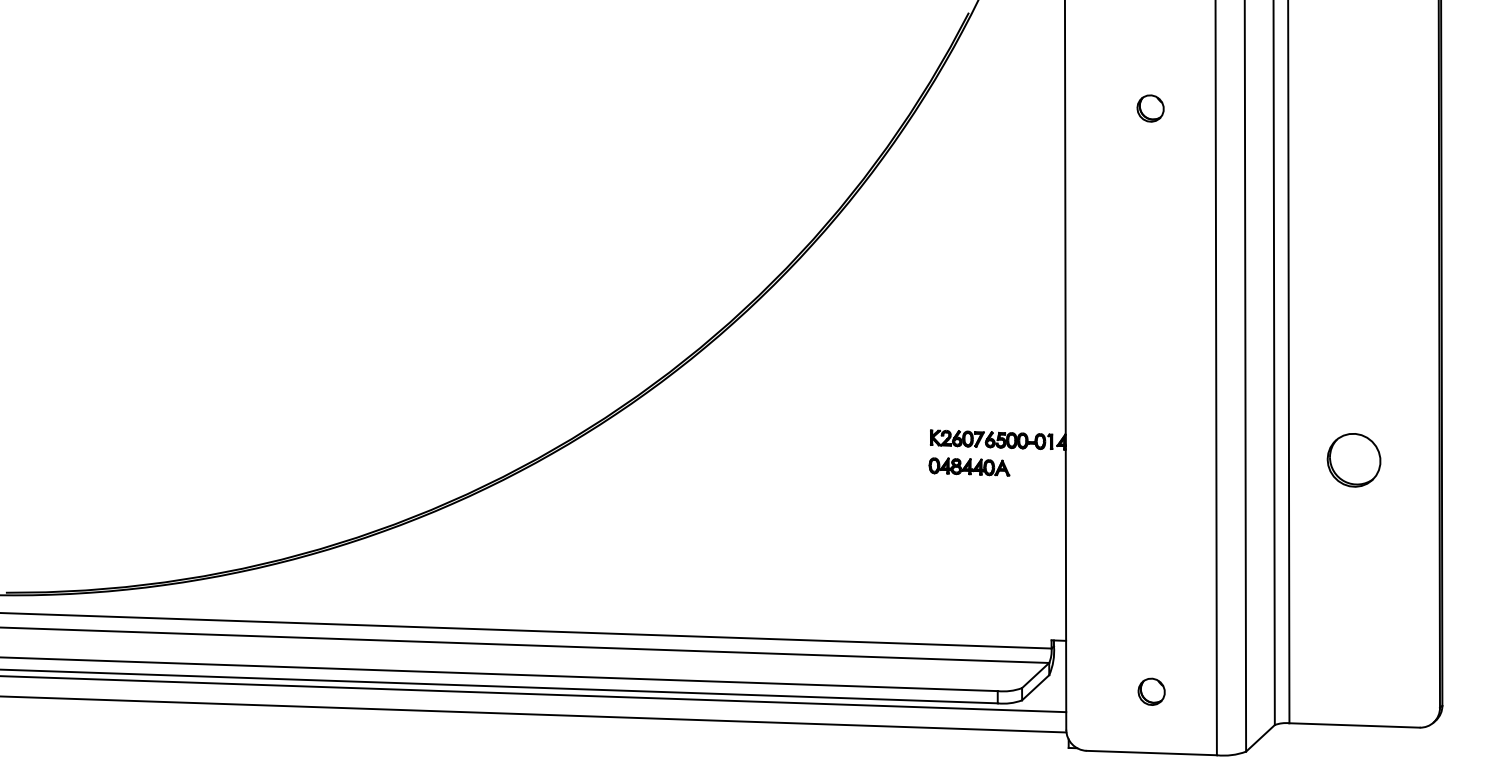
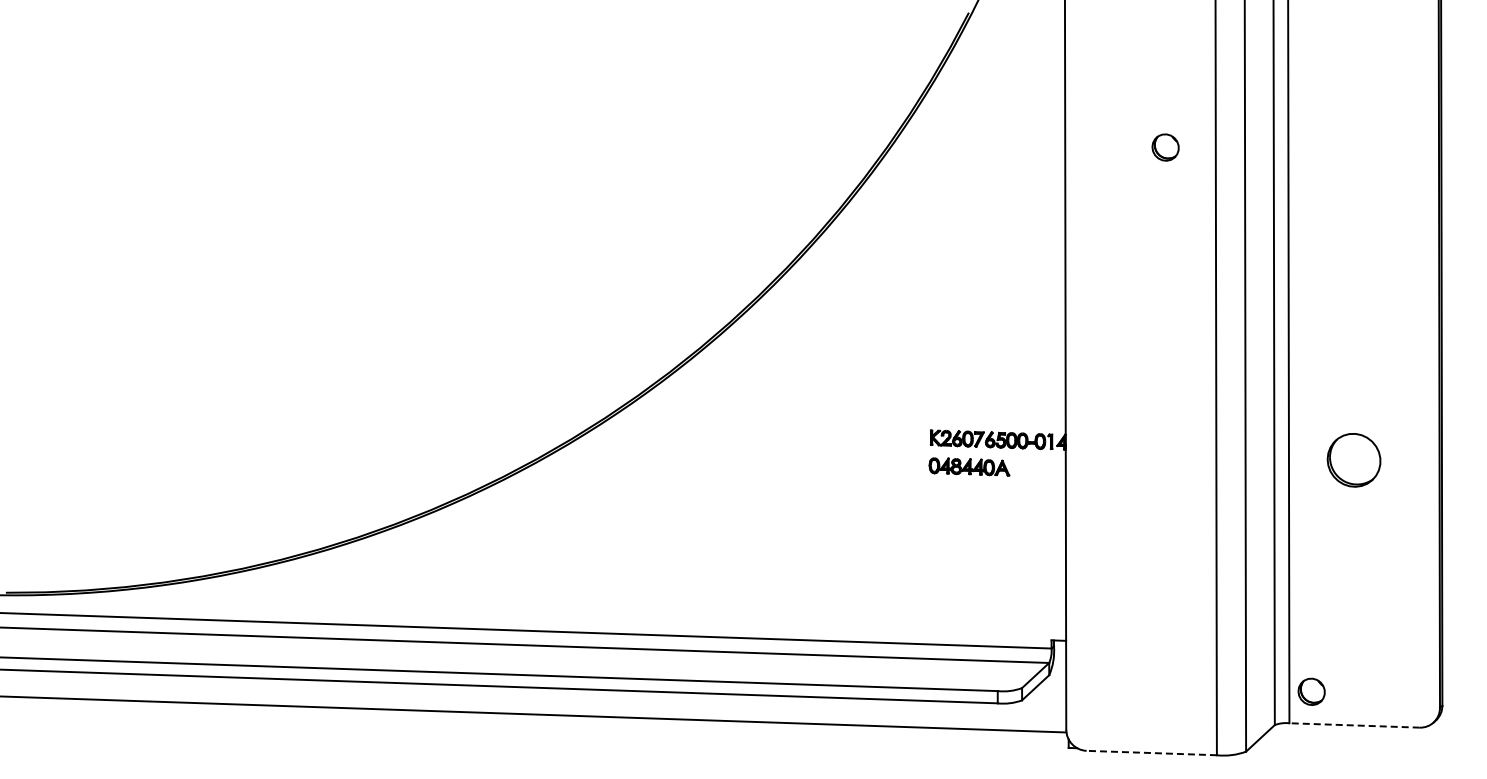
part position: (1150, 108) -> (1165, 147) (1165, 147)
part position: (1151, 691) -> (1311, 691) (1311, 691)
line: present -> none (534, 694)
line: solid -> dashed (1354, 725)
line: solid -> dashed (1151, 753)
